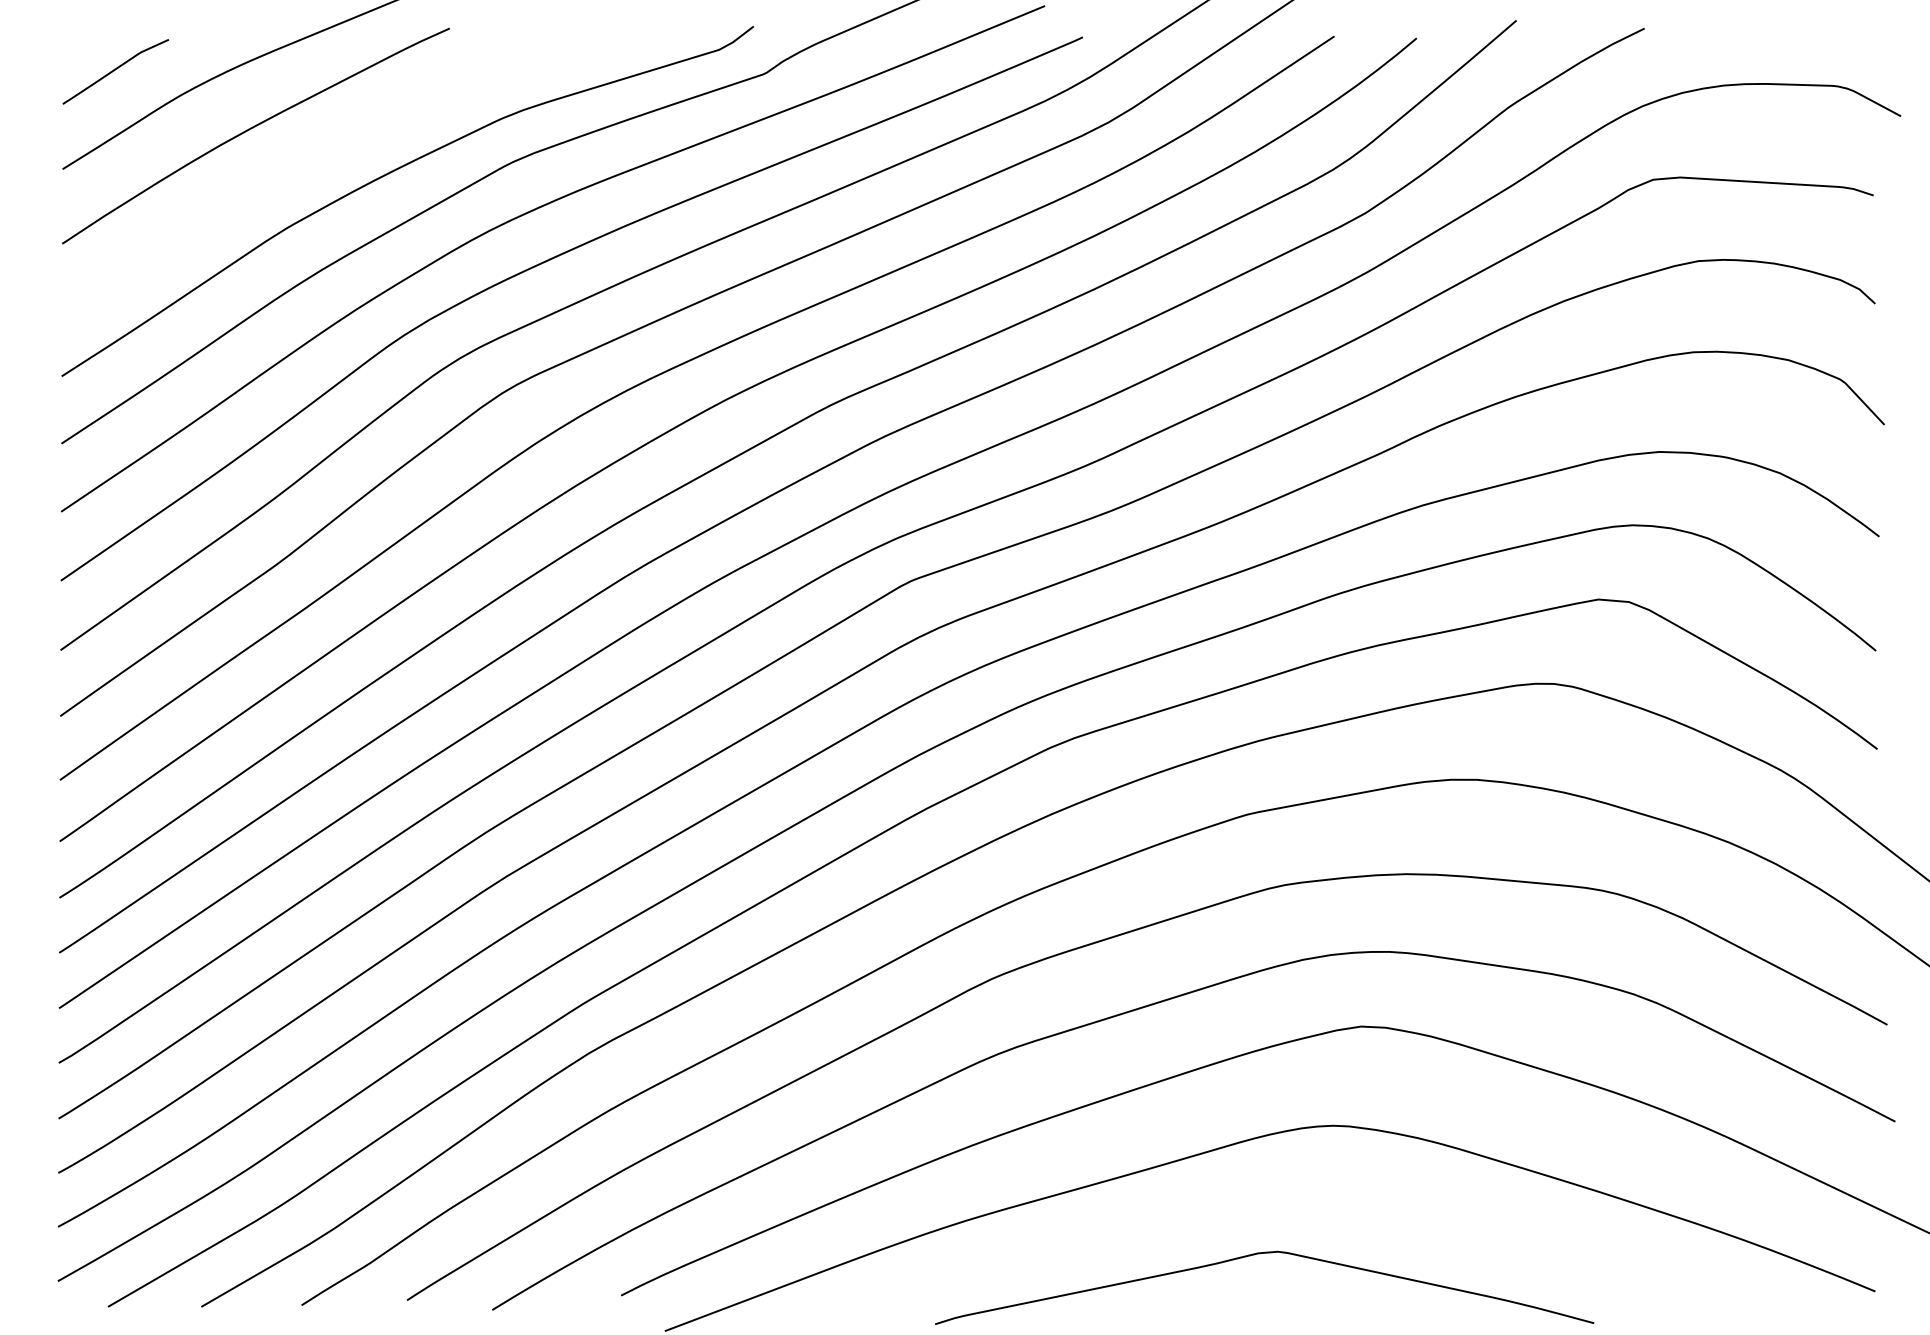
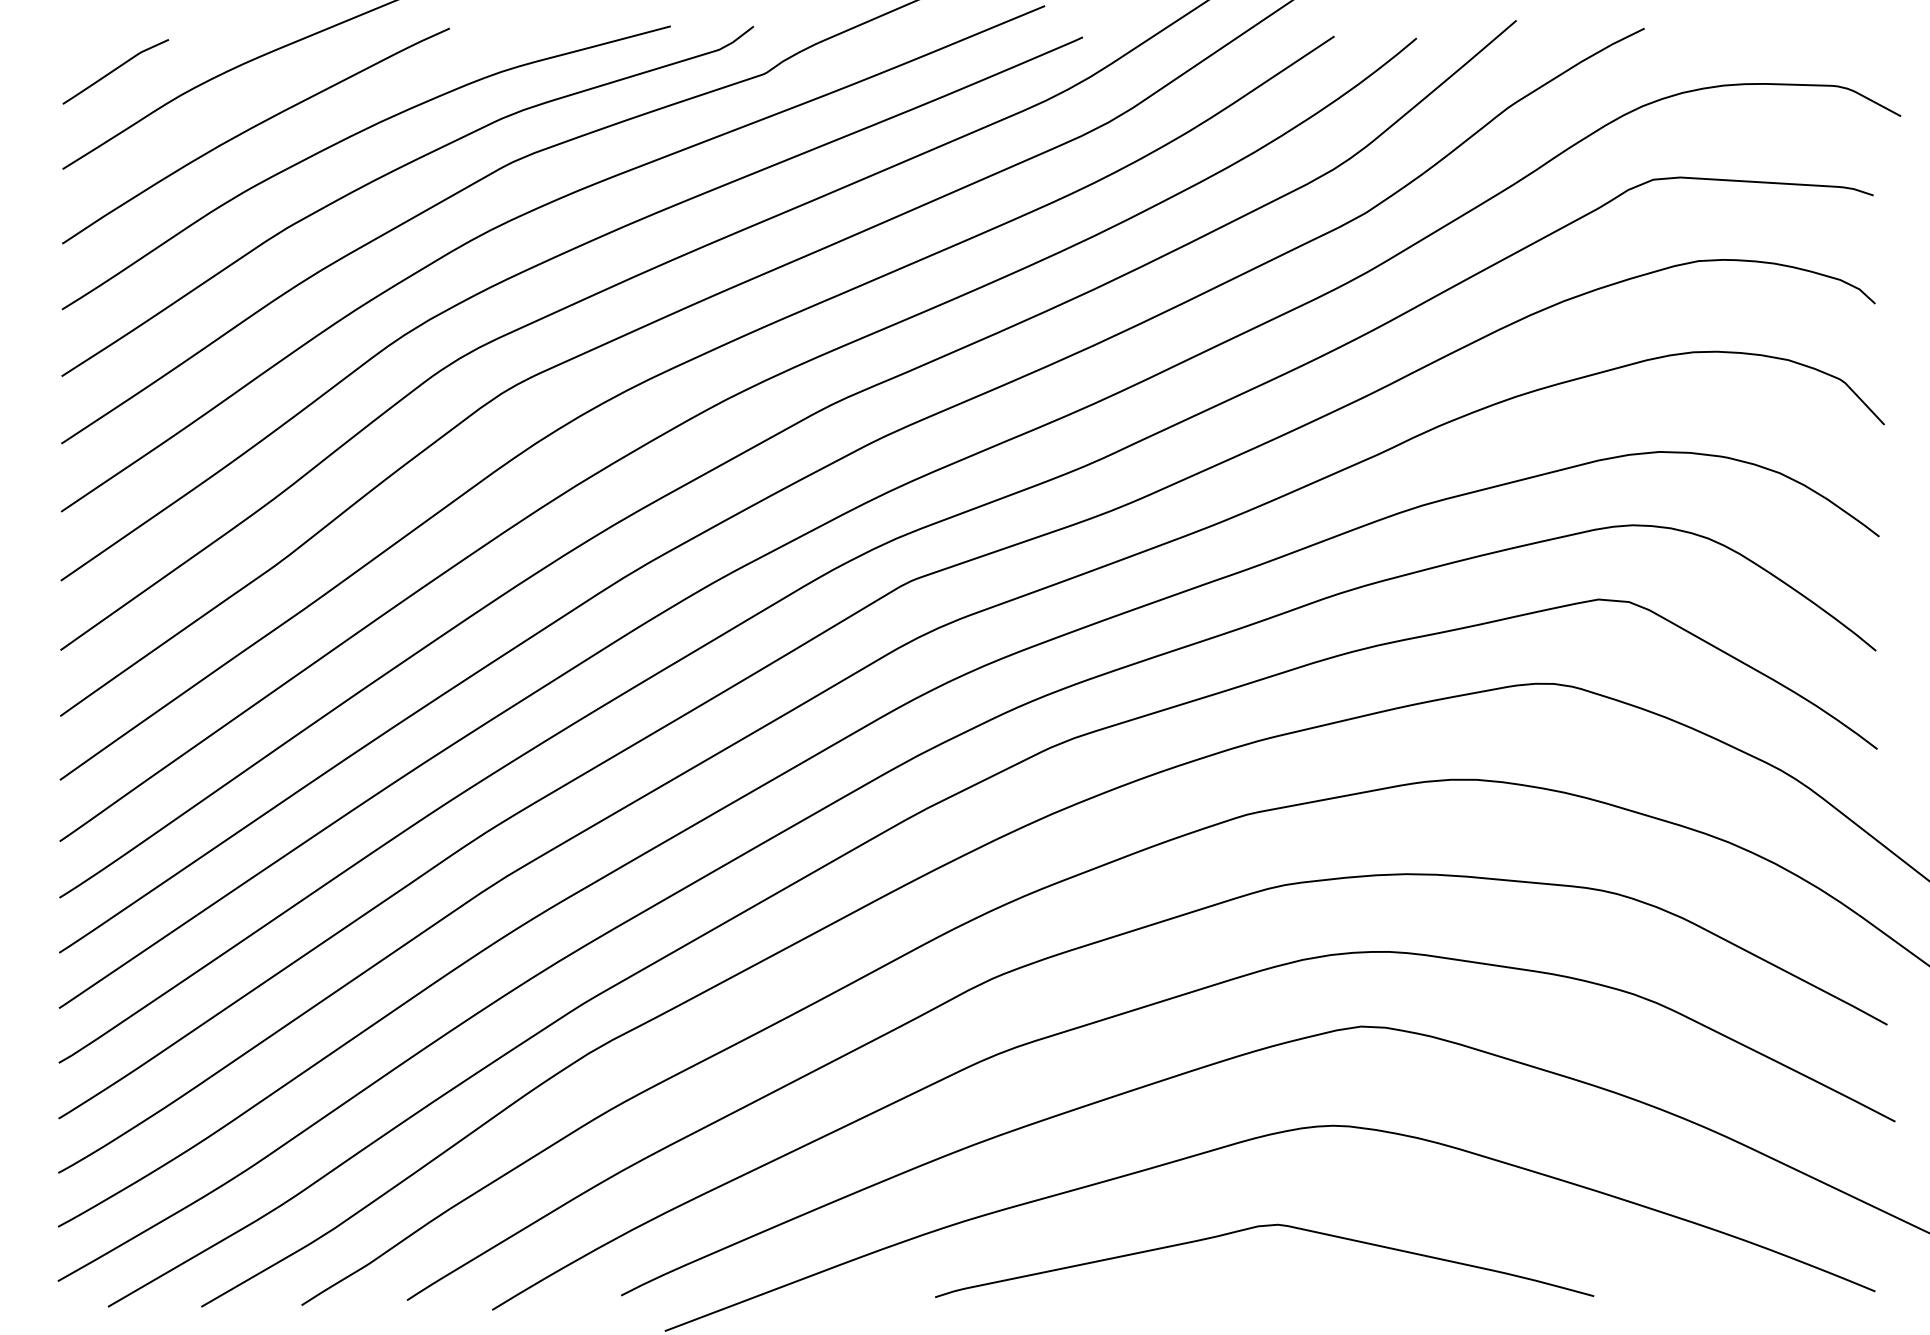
curve: none -> present (351, 137)
curve position: (1260, 1254) -> (1260, 1227) (1260, 1227)
